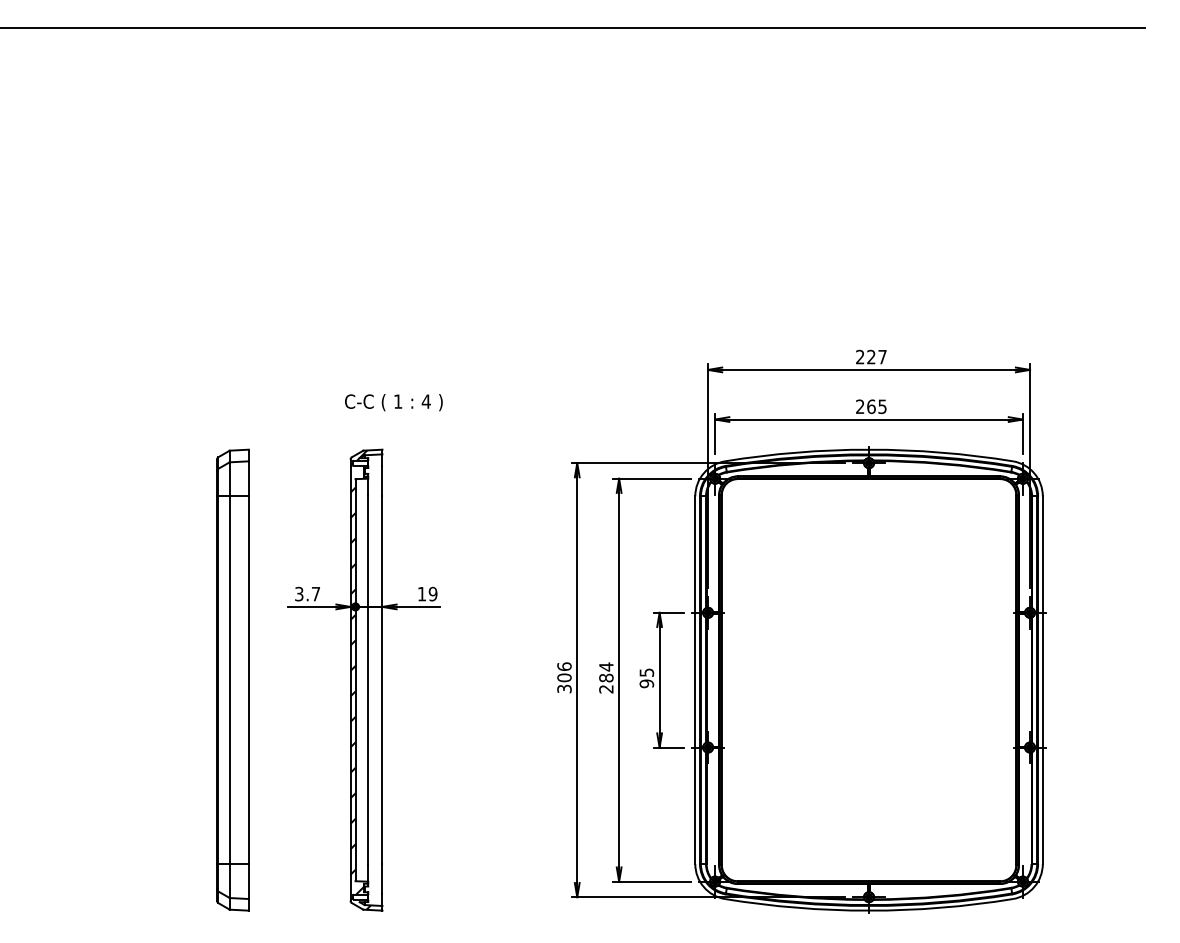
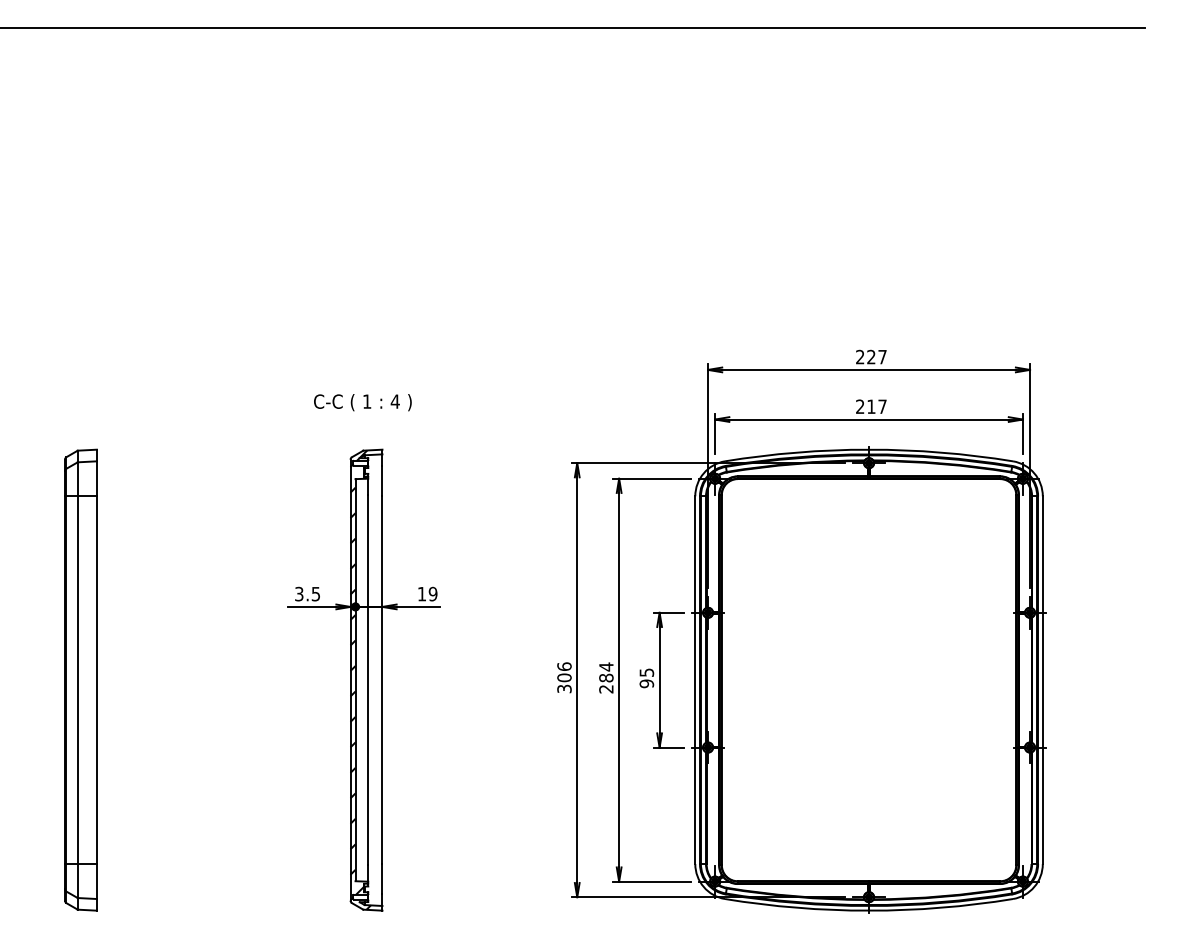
text position: (393, 402) -> (362, 402) (362, 402)
text: 265 -> 217 (876, 406)
text: 3.7 -> 3.5 (315, 594)
part position: (232, 679) -> (80, 679) (80, 679)
